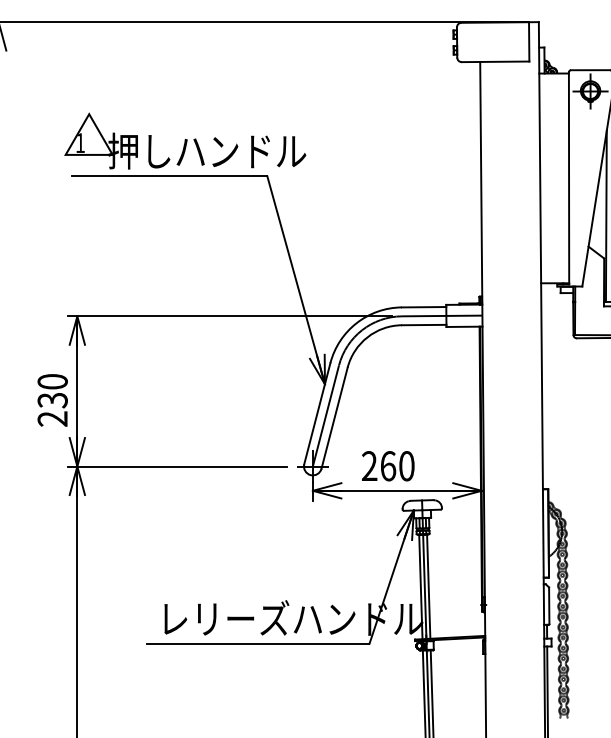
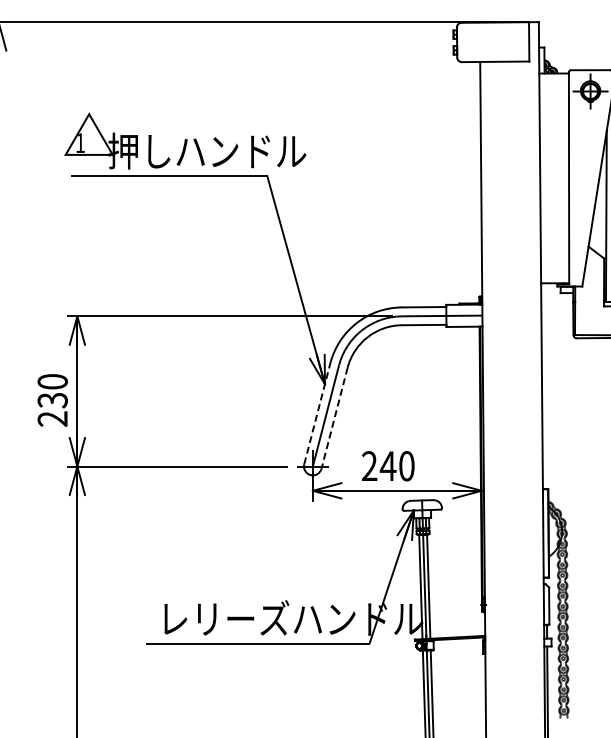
line: solid -> dashed (317, 413)
line: solid -> dashed (334, 418)
text: 260 -> 240 (387, 466)
